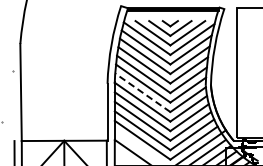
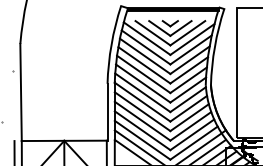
line: dashed -> solid (142, 92)
line: none -> present (137, 146)
